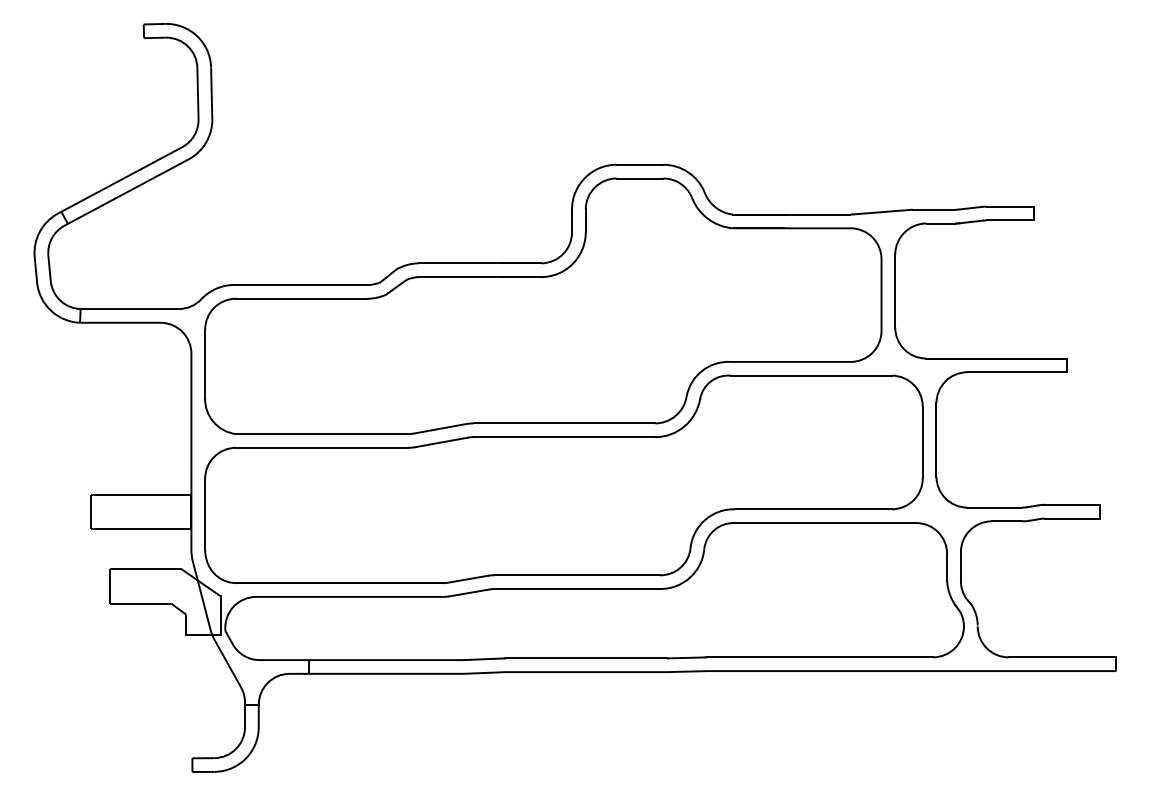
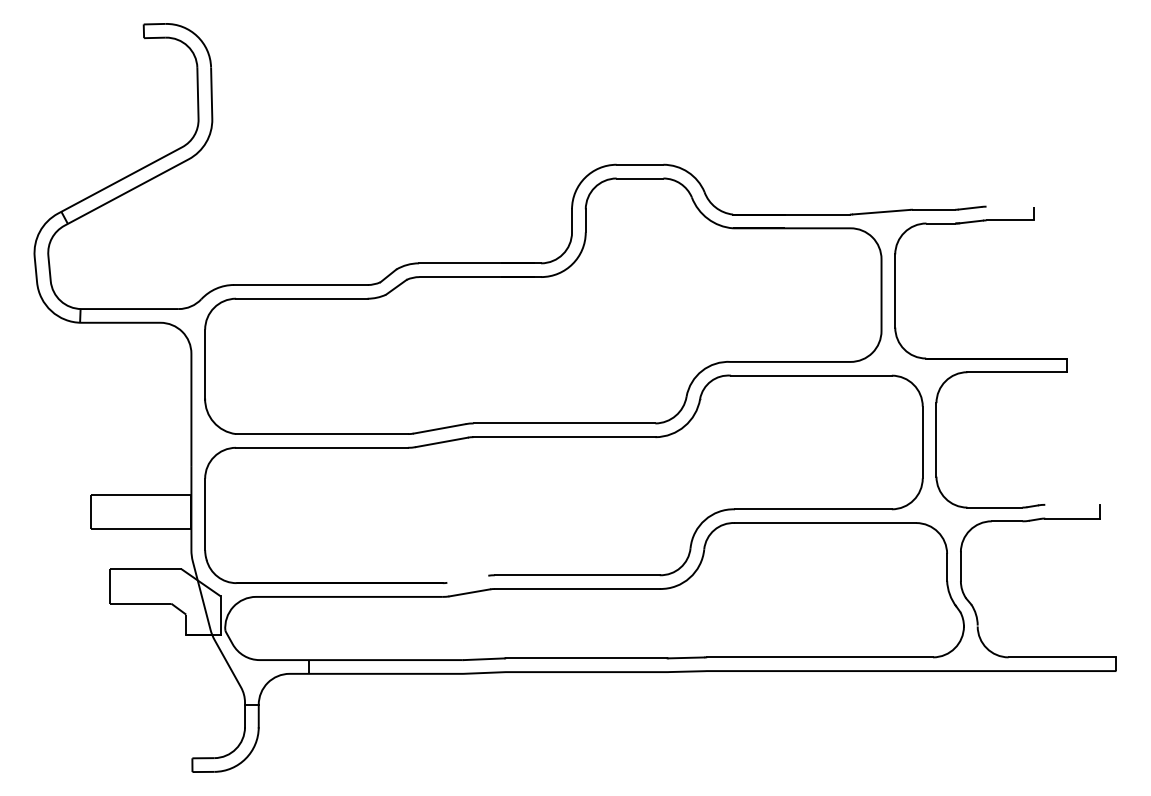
line: present -> none (1010, 206)
line: present -> none (1072, 504)
line: present -> none (467, 578)
